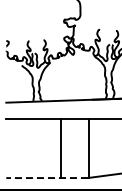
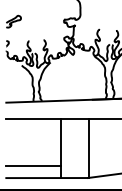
curve: none -> present (13, 21)
line: none -> present (33, 166)
line: dashed -> solid (47, 178)
